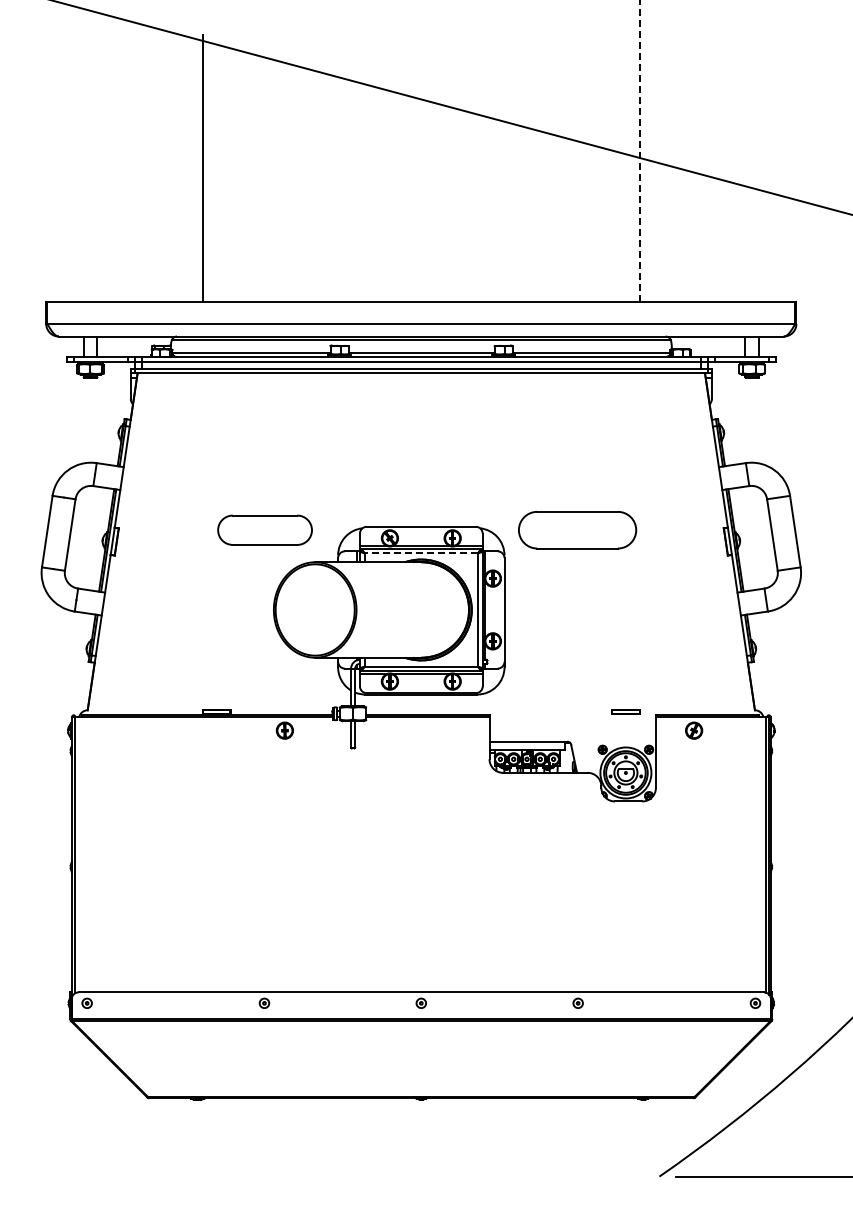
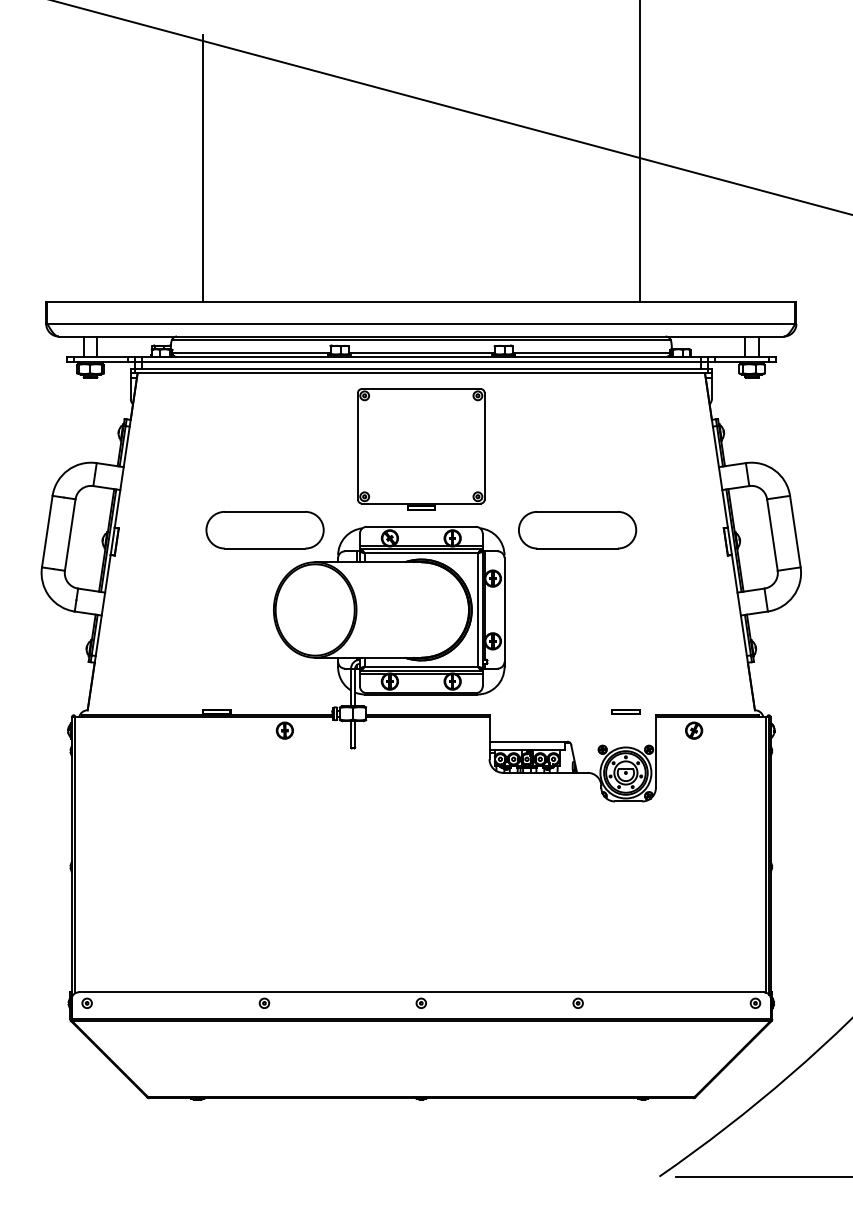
line: dashed -> solid (639, 151)
part: none -> present (421, 449)
part size: 96x32 px -> 120x39 px (264, 530)
line: dashed -> solid (421, 553)
